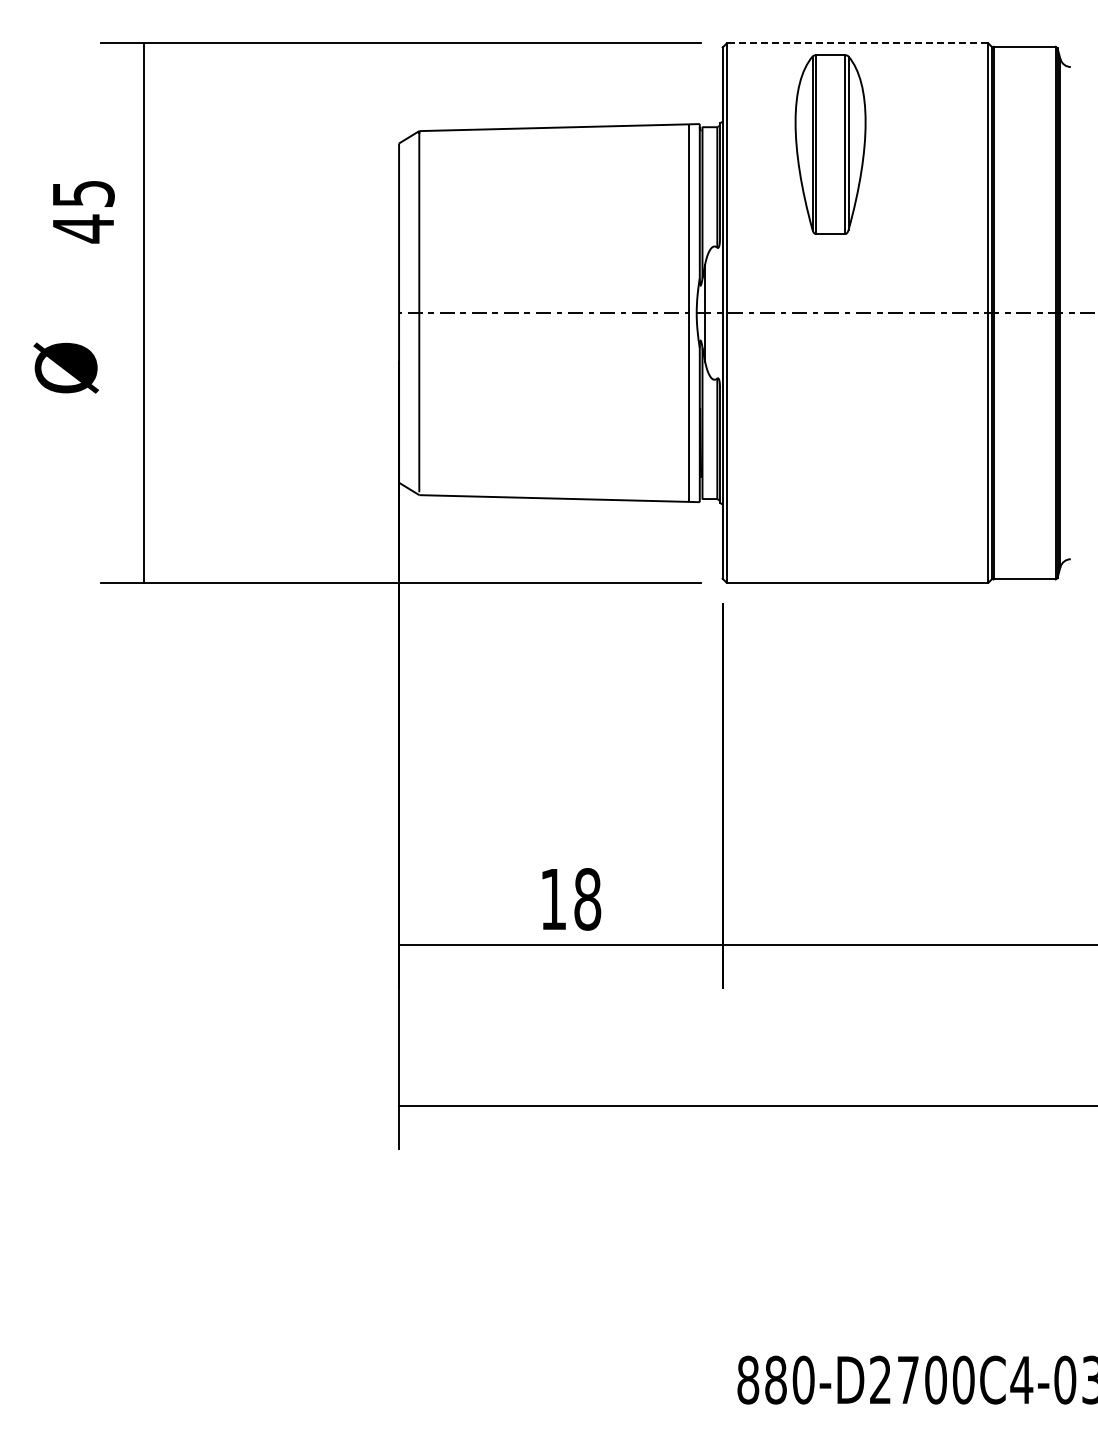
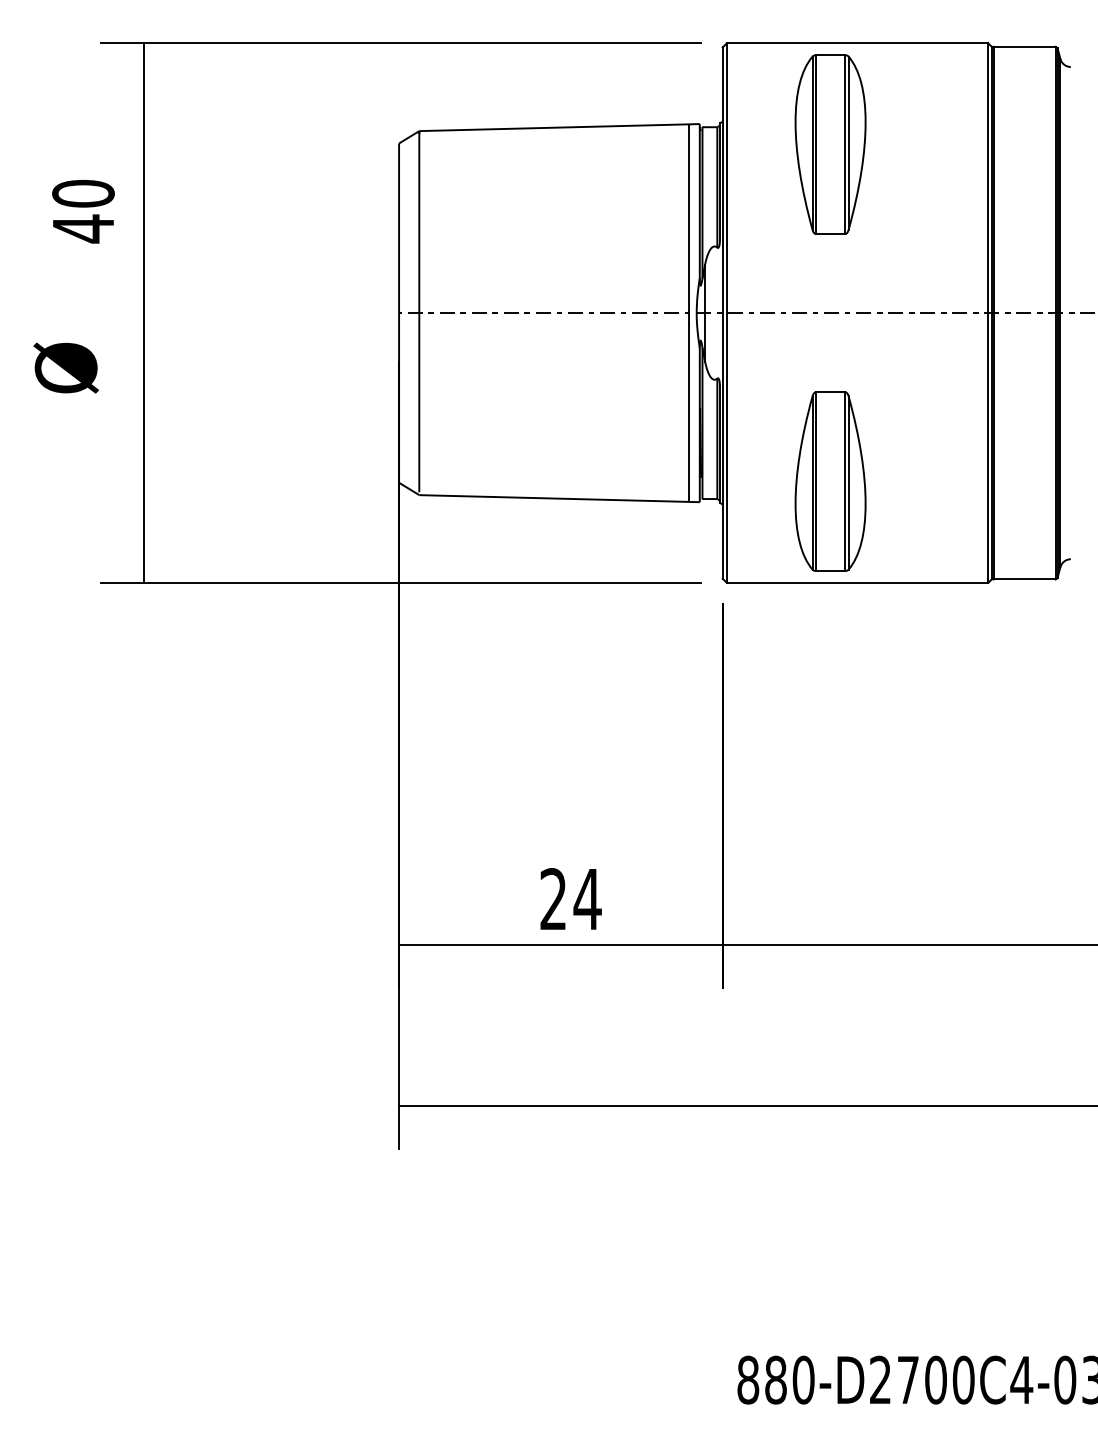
line: dashed -> solid (857, 43)
text: 45 -> 40 (83, 193)
part: none -> present (830, 481)
text: 18 -> 24 (570, 899)
